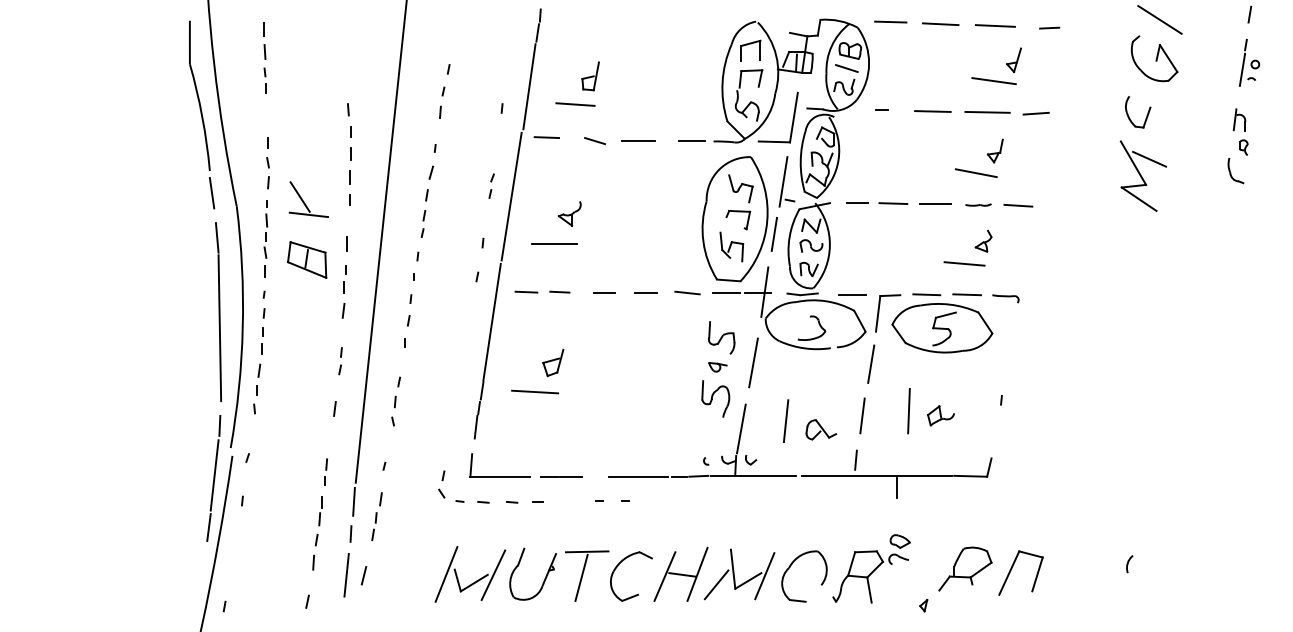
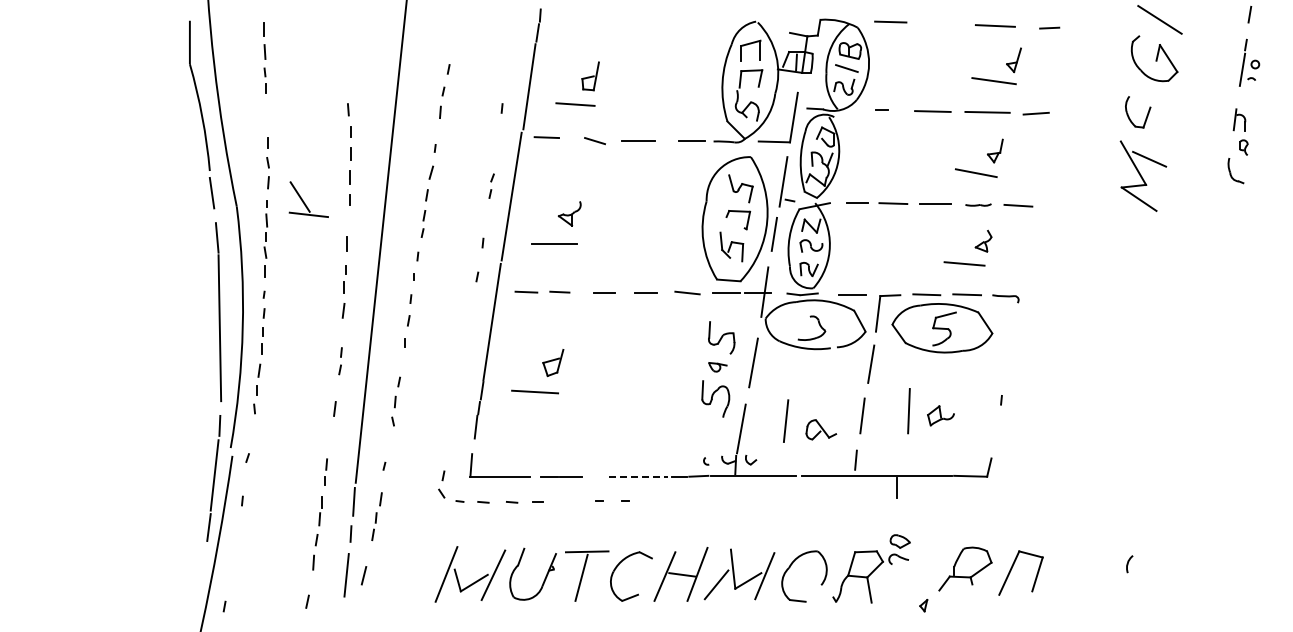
line: present -> none (940, 24)
part: present -> none (307, 259)
line: solid -> dashed (638, 476)
